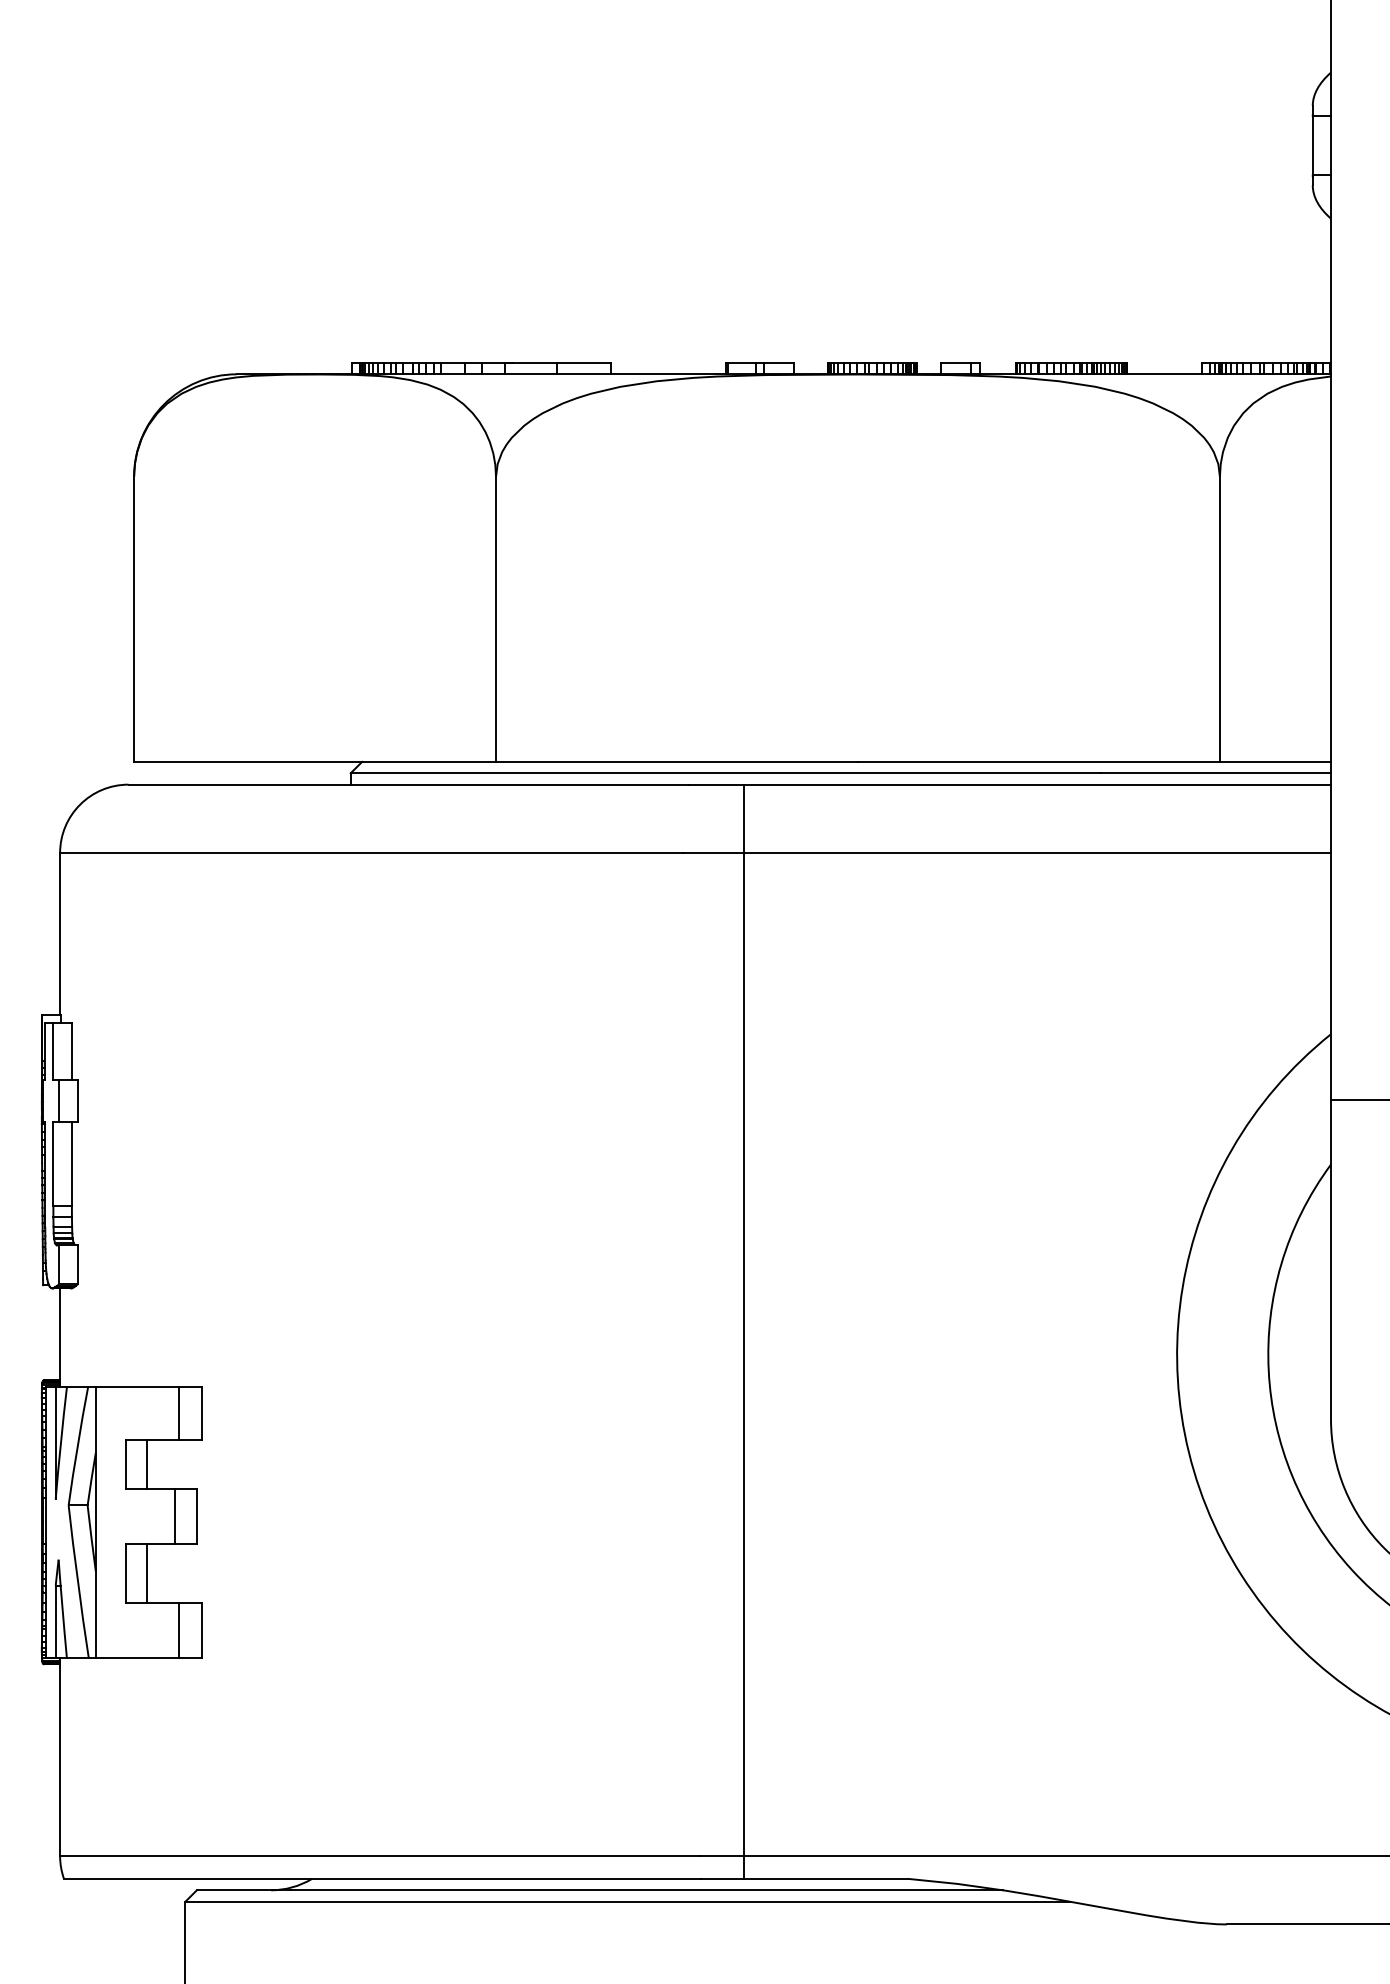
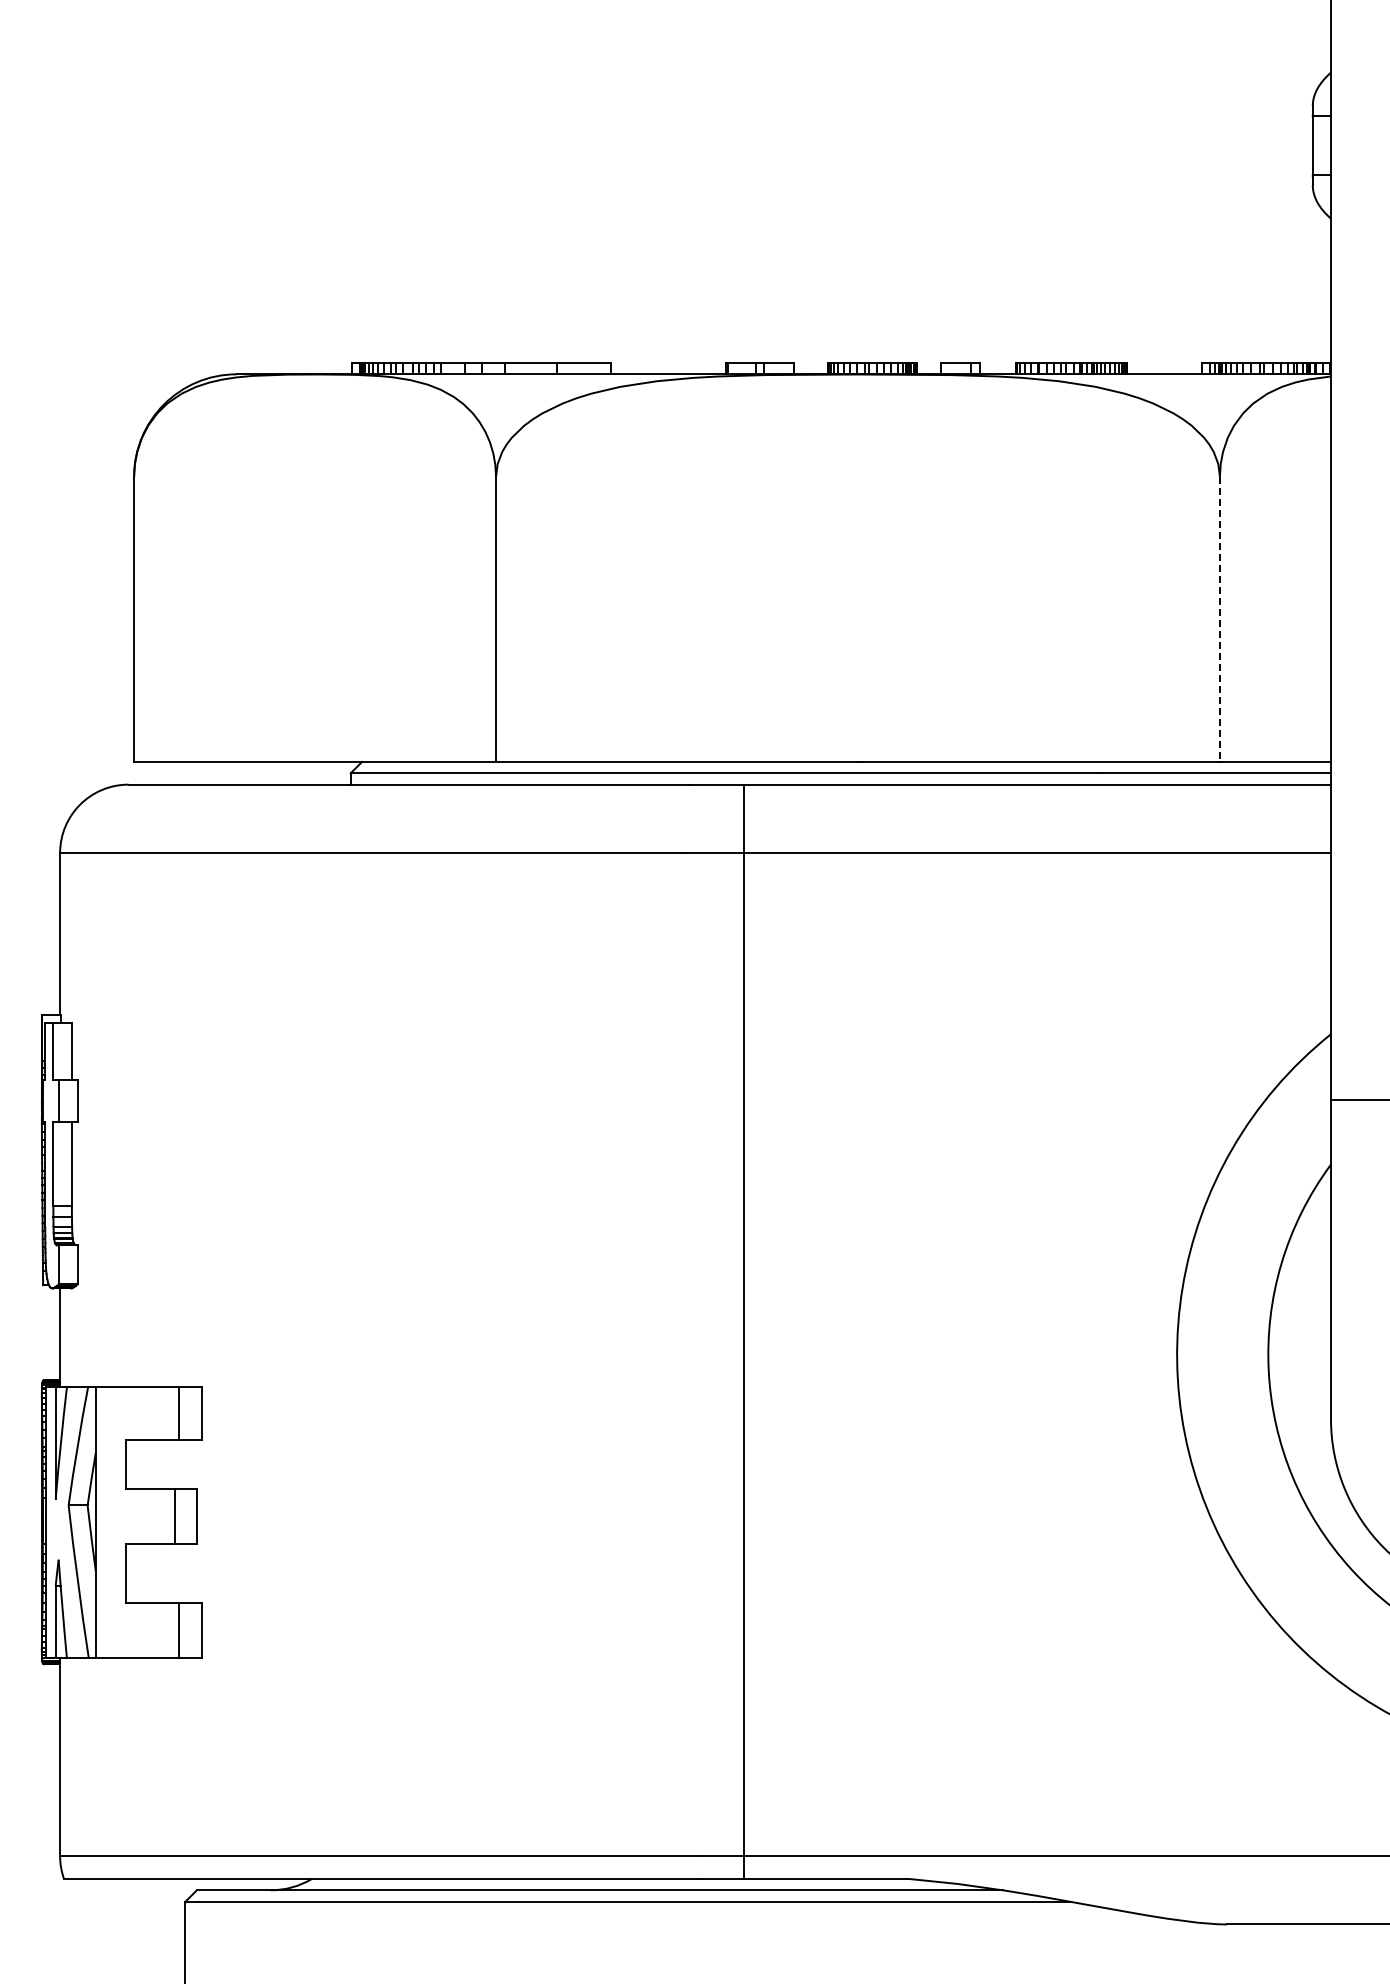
line: solid -> dashed (1219, 619)
line: present -> none (146, 1464)
line: present -> none (146, 1572)
